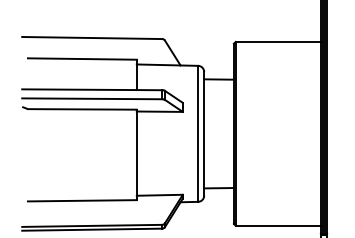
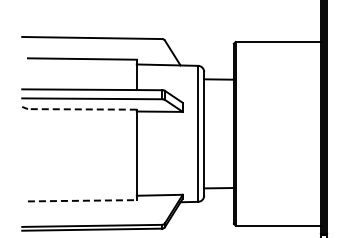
line: solid -> dashed (81, 109)
line: solid -> dashed (82, 200)
